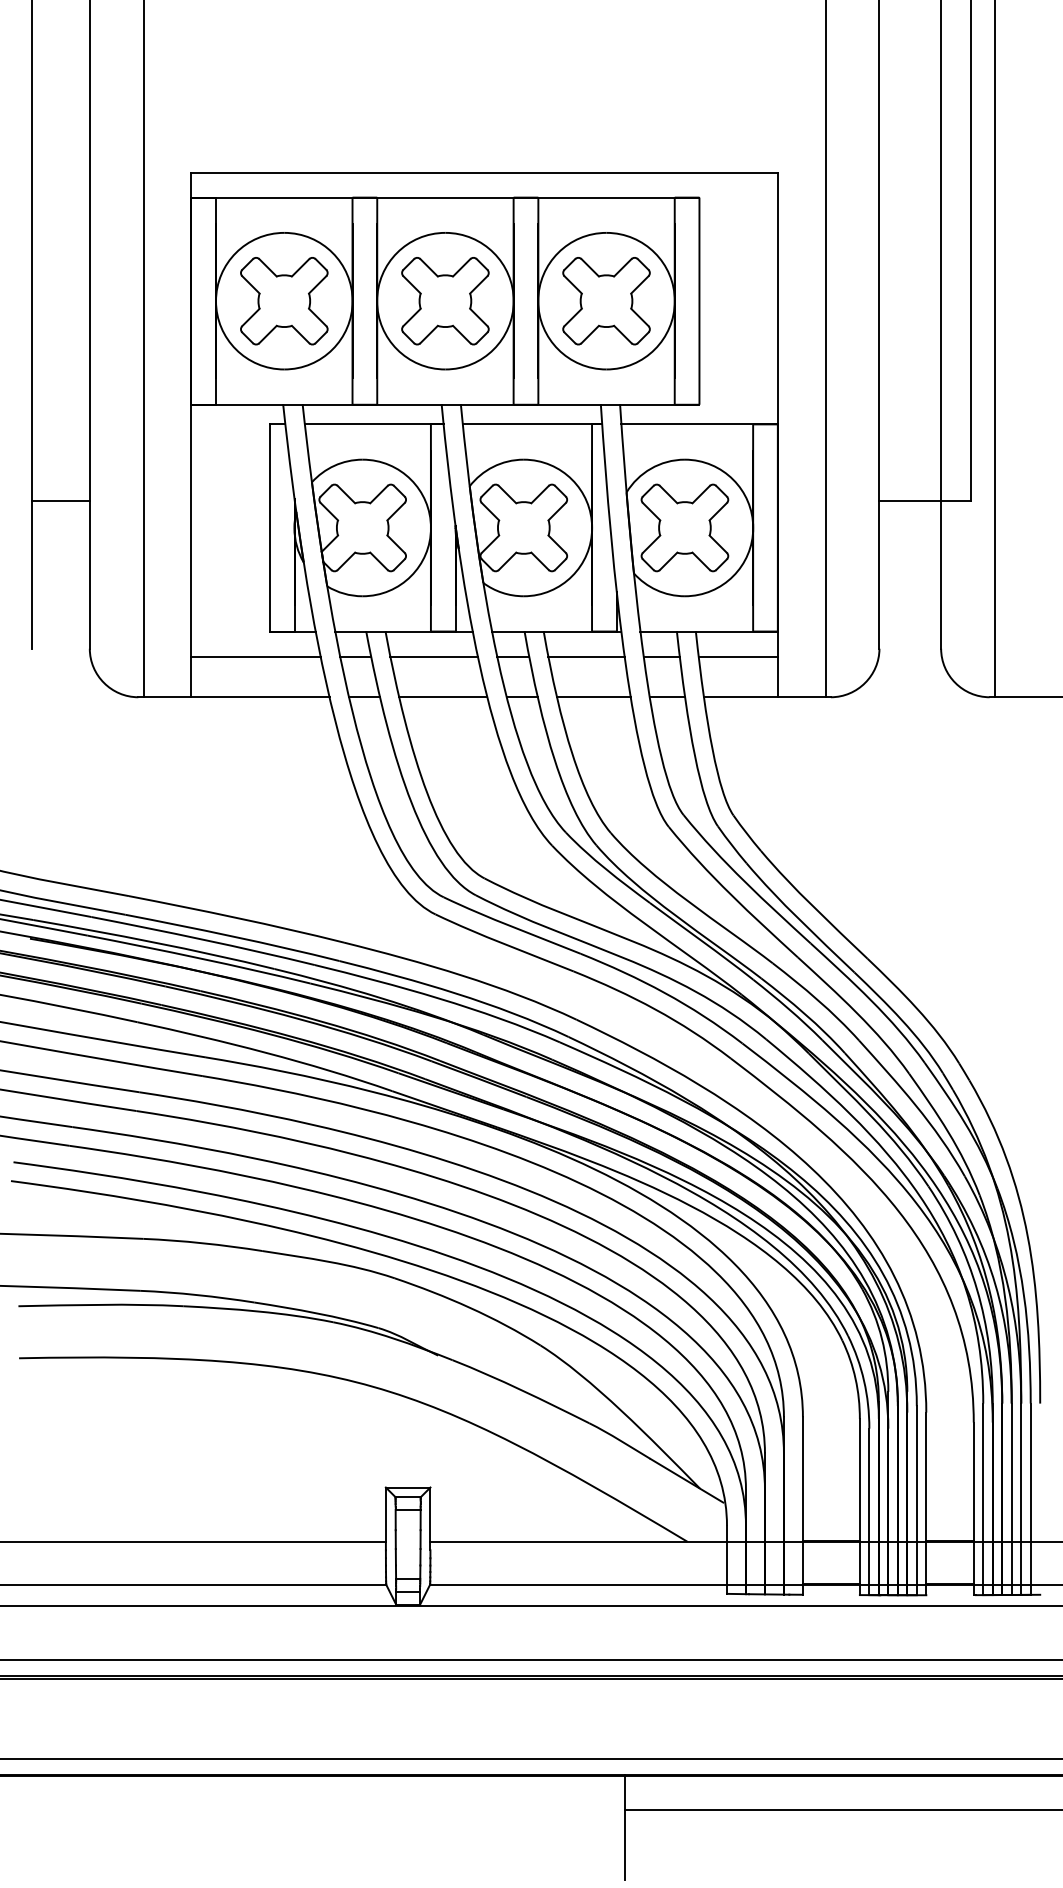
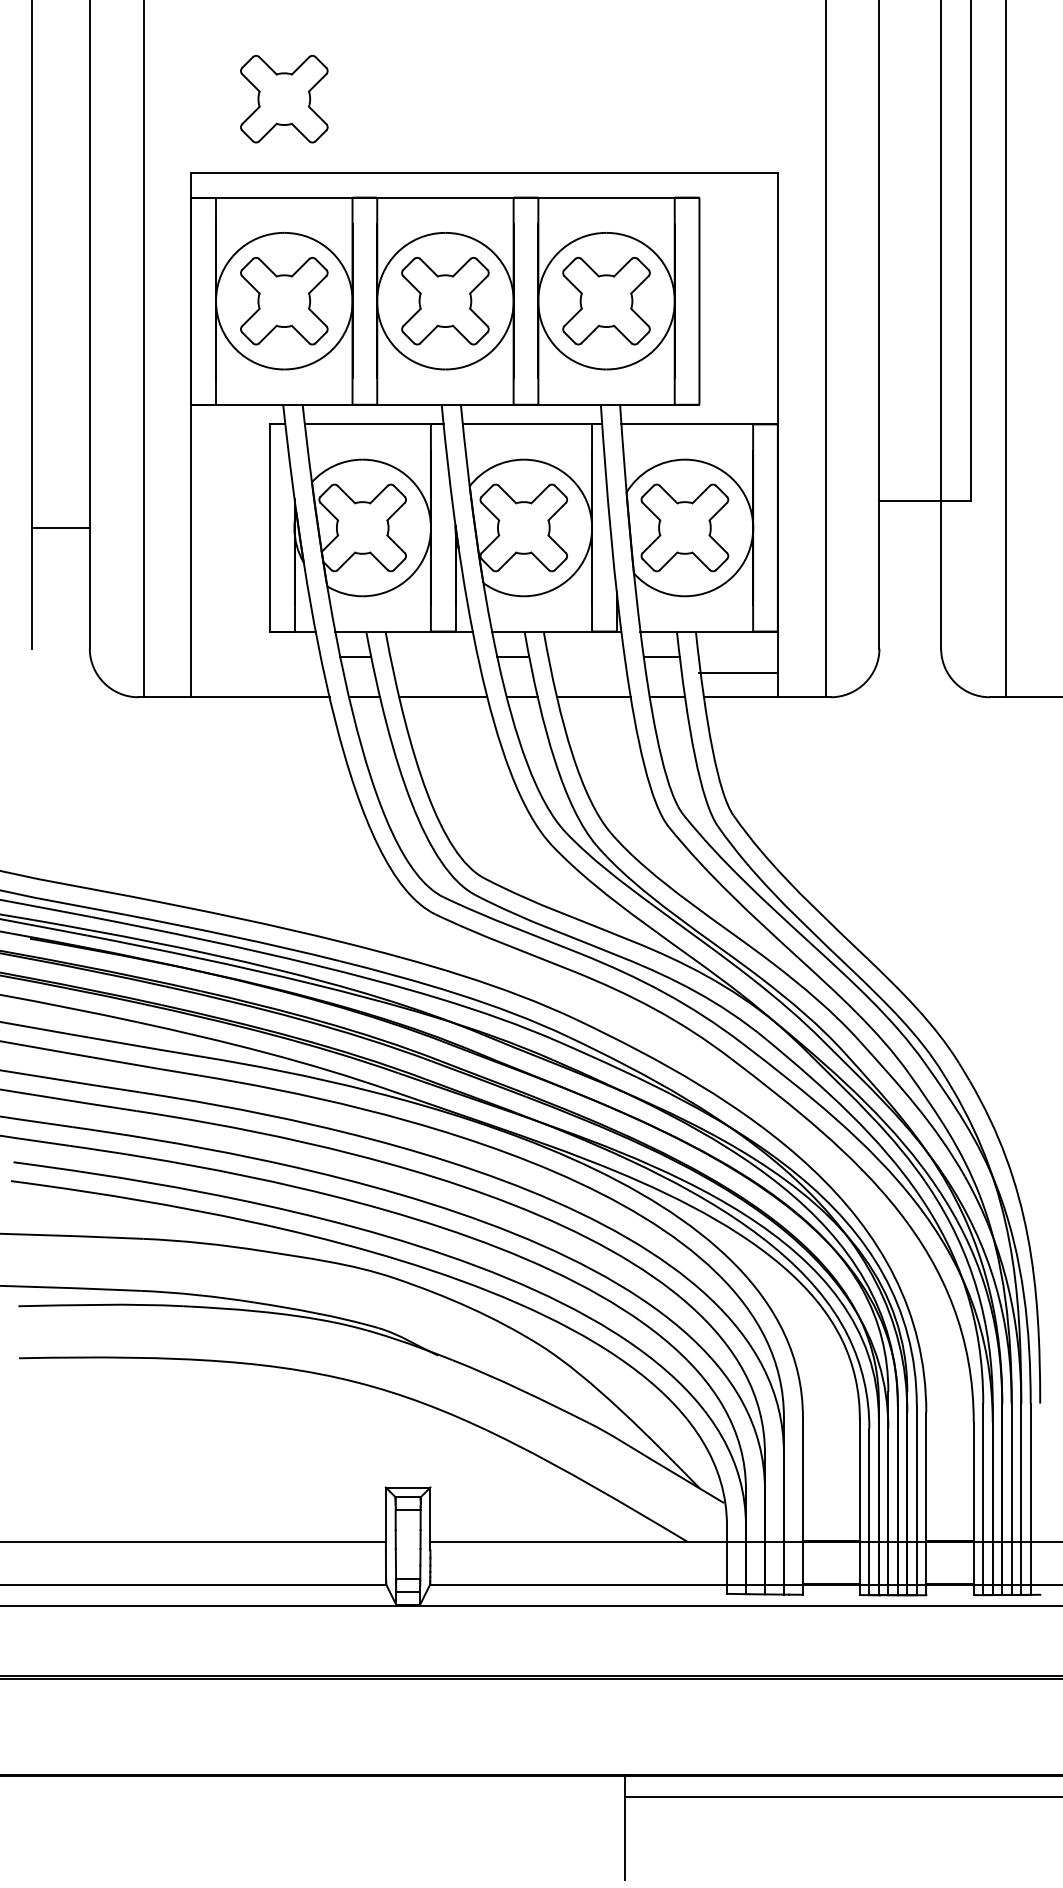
part: none -> present (284, 99)
line position: (994, 349) -> (1005, 349) (1005, 349)
line position: (60, 500) -> (60, 527) (60, 527)
line: present -> none (255, 656)
line: present -> none (433, 656)
line: present -> none (586, 656)
line position: (737, 656) -> (737, 672) (737, 672)
line: present -> none (530, 1660)
line: present -> none (530, 1759)
line position: (842, 1810) -> (842, 1797) (842, 1797)
